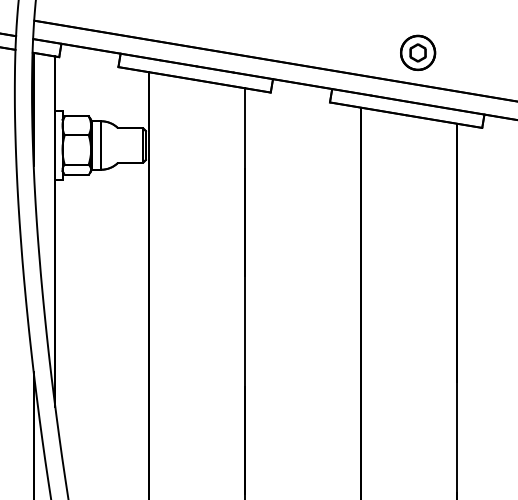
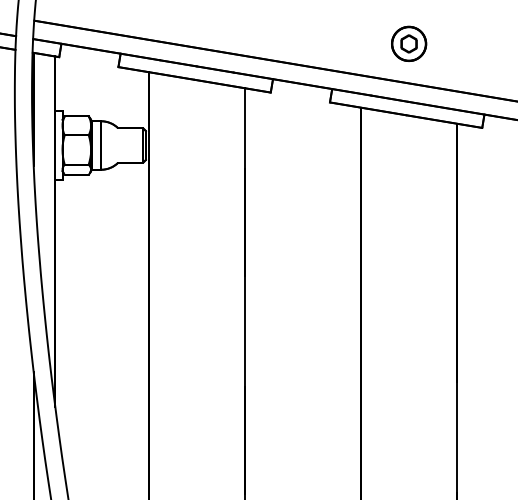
part position: (418, 52) -> (409, 43) (409, 43)
